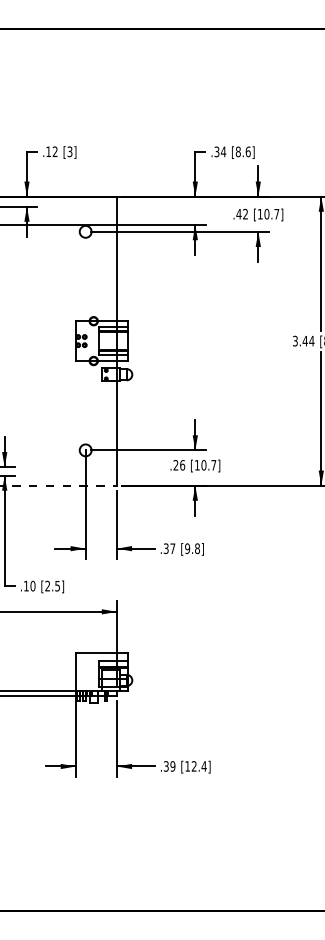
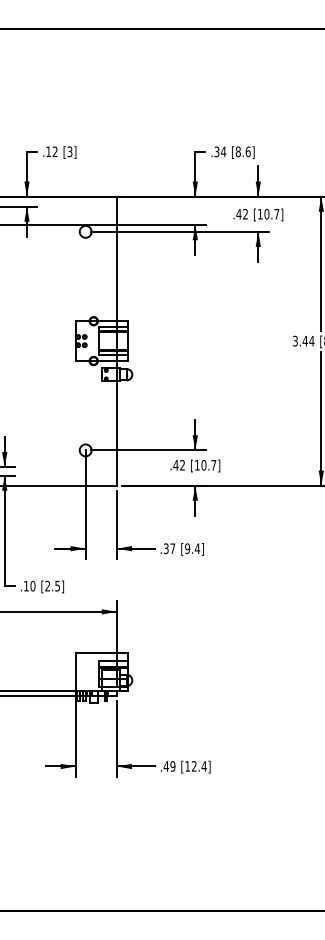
text: .26 -> .42 (179, 465)
line: dashed -> solid (58, 485)
text: [9.8] -> [9.4] (197, 548)
text: .39 -> .49 (166, 766)
